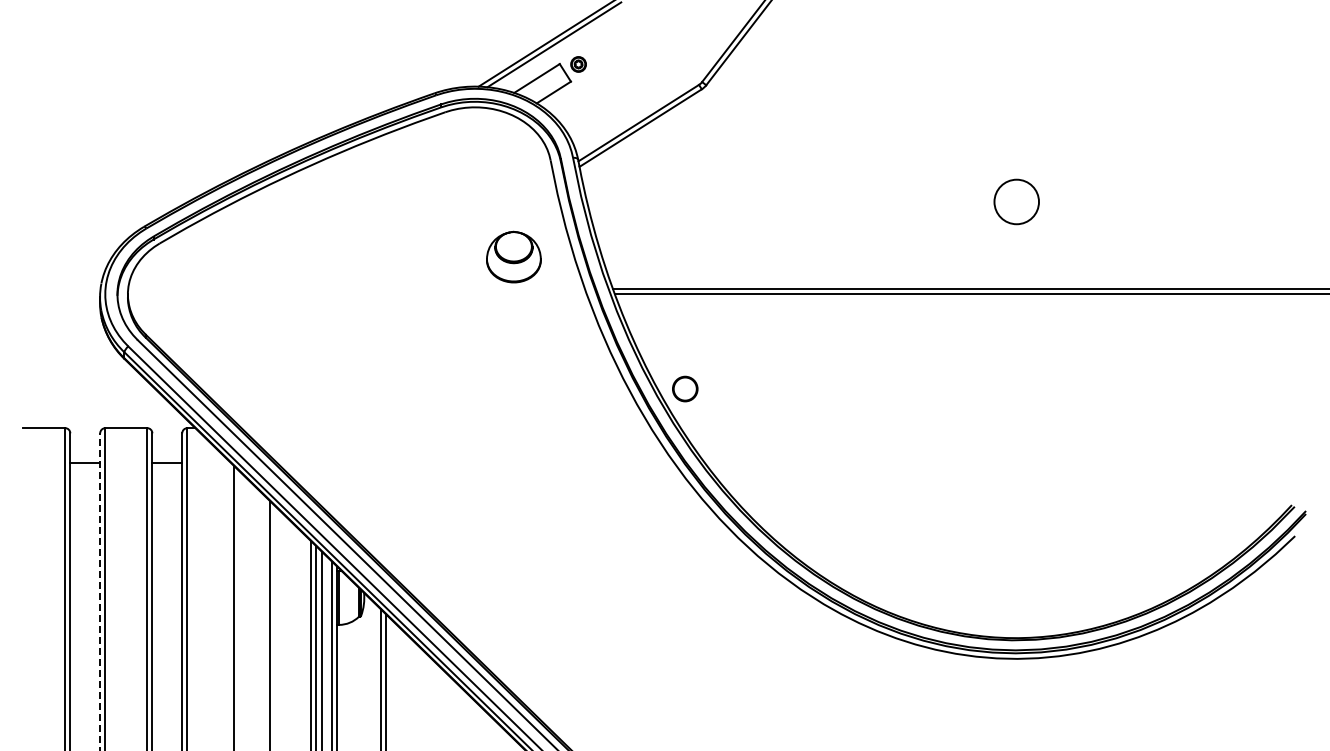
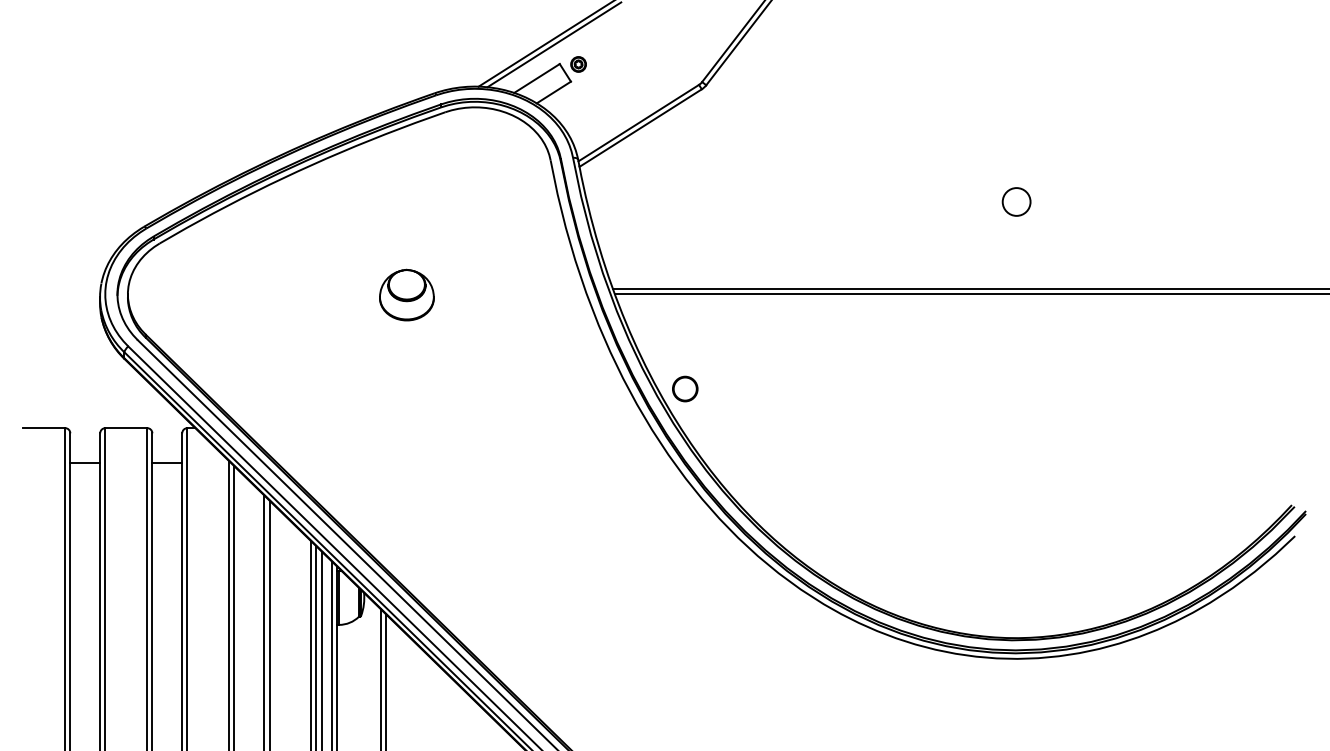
circle size: 47x48 px -> 31x30 px (1016, 201)
part position: (513, 256) -> (406, 294) (406, 294)
line: dashed -> solid (100, 591)
line: none -> present (229, 604)
line: none -> present (264, 621)
